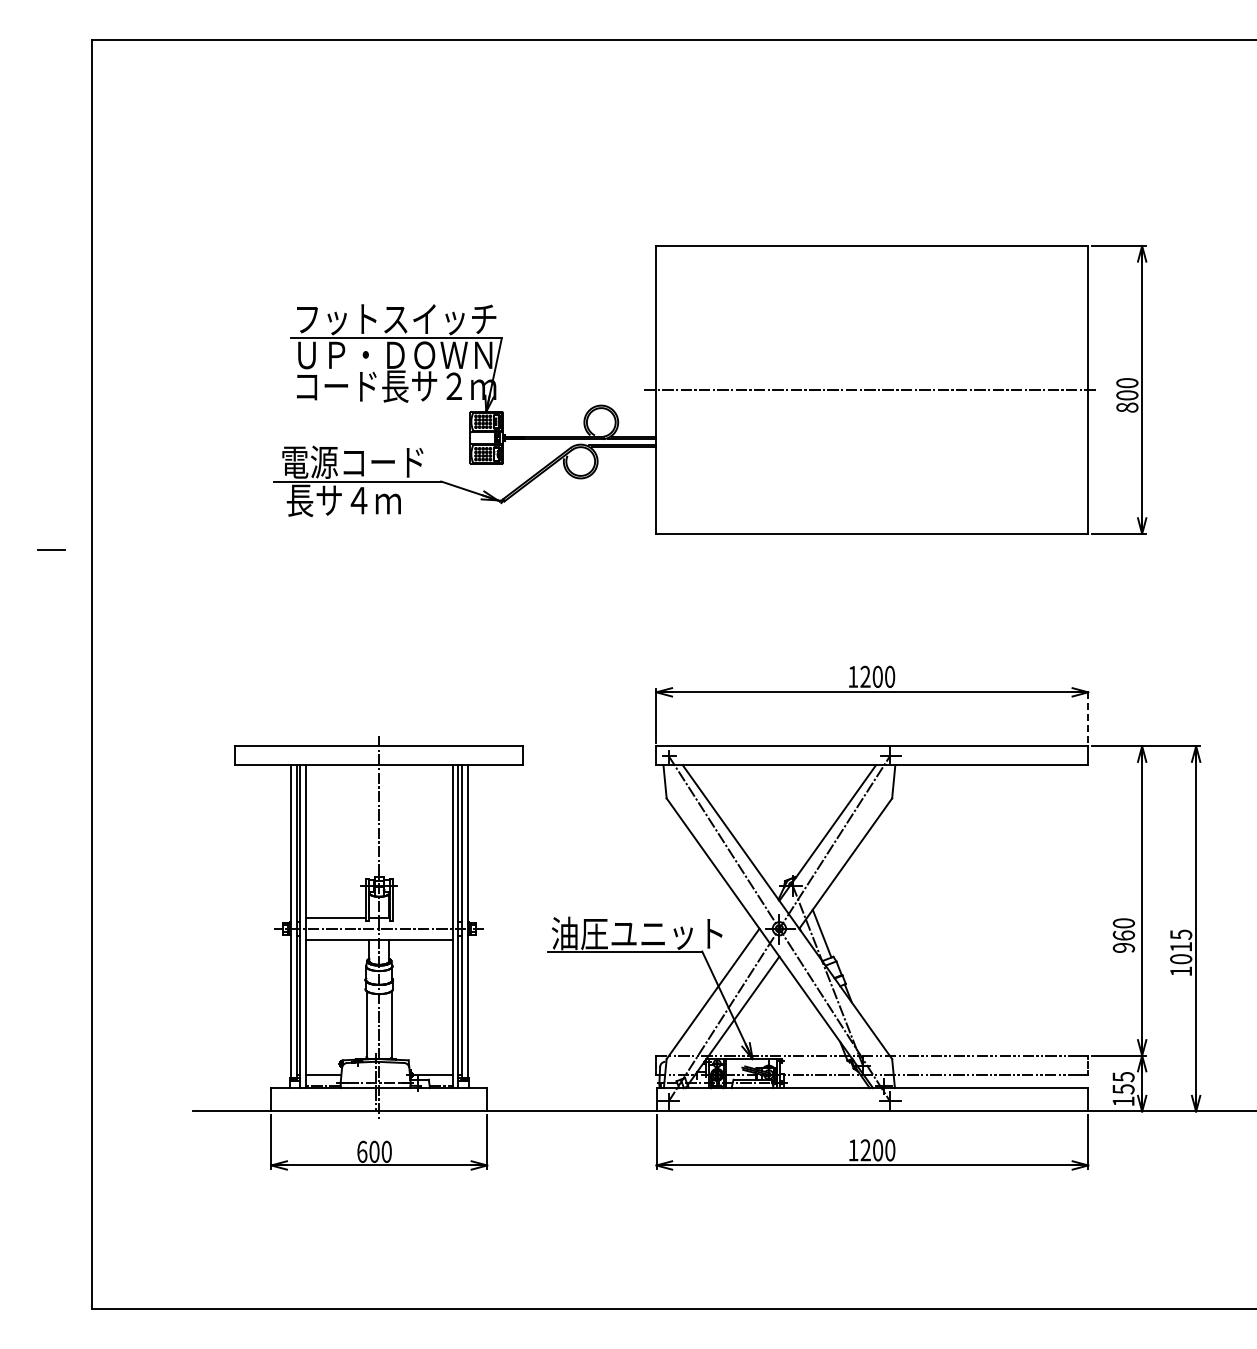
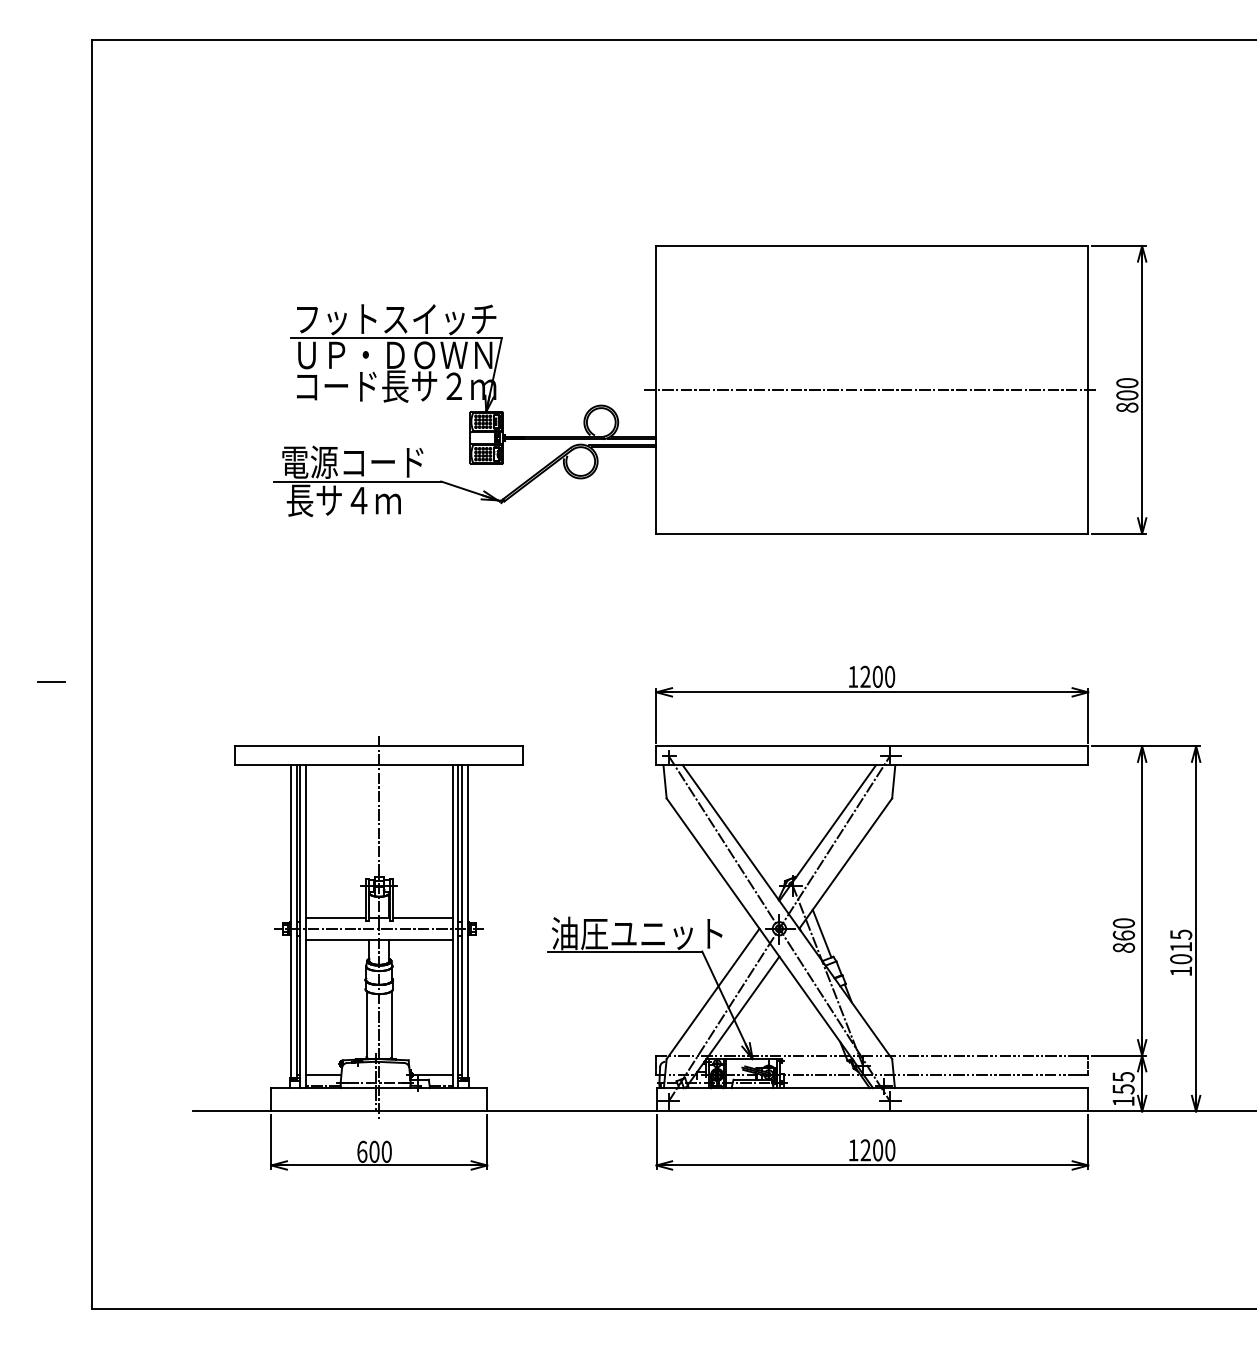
line position: (51, 549) -> (51, 681) (51, 681)
line: dashed -> solid (1088, 715)
line: none -> present (422, 917)
text: 960 -> 860 (1123, 947)
